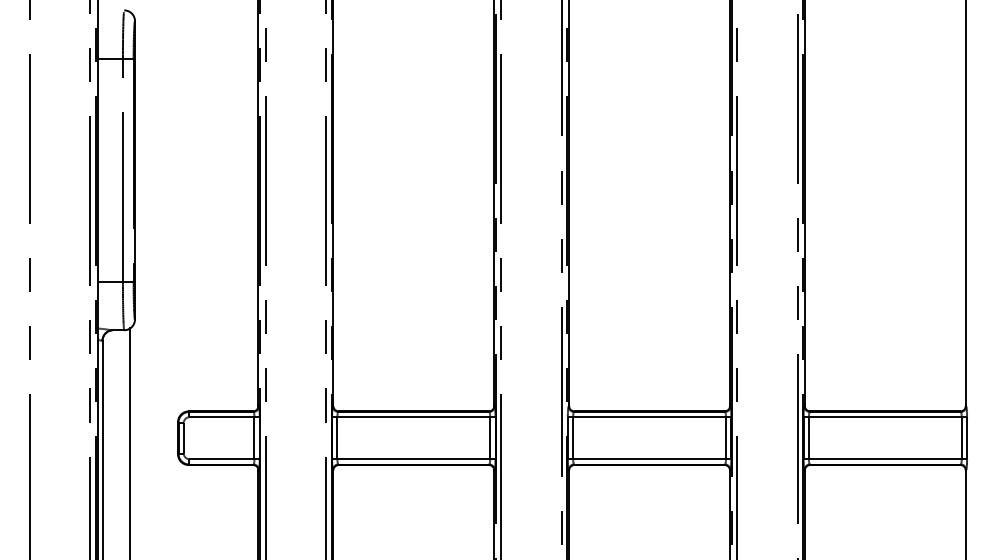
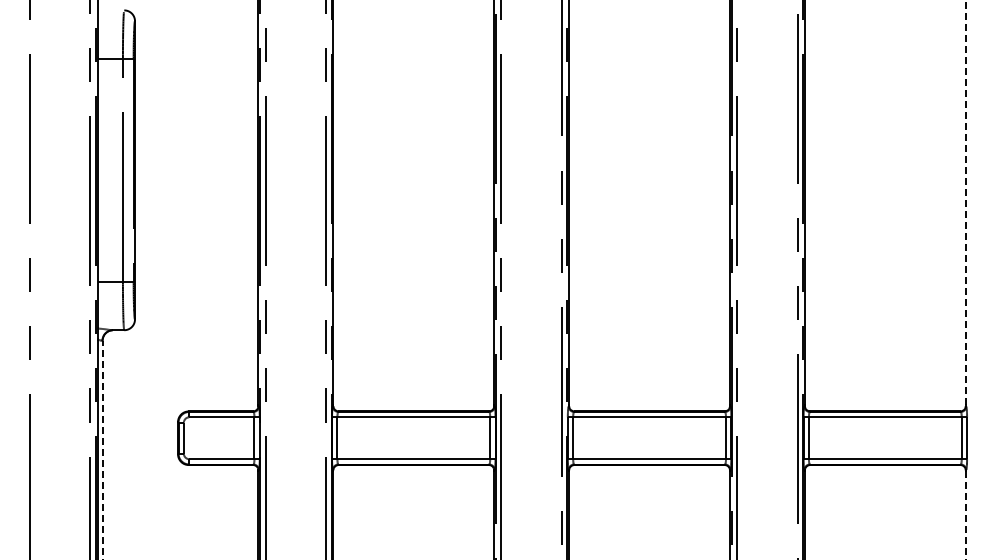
line: solid -> dashed (965, 203)
line: present -> none (130, 442)
line: solid -> dashed (102, 449)
line: solid -> dashed (965, 515)
